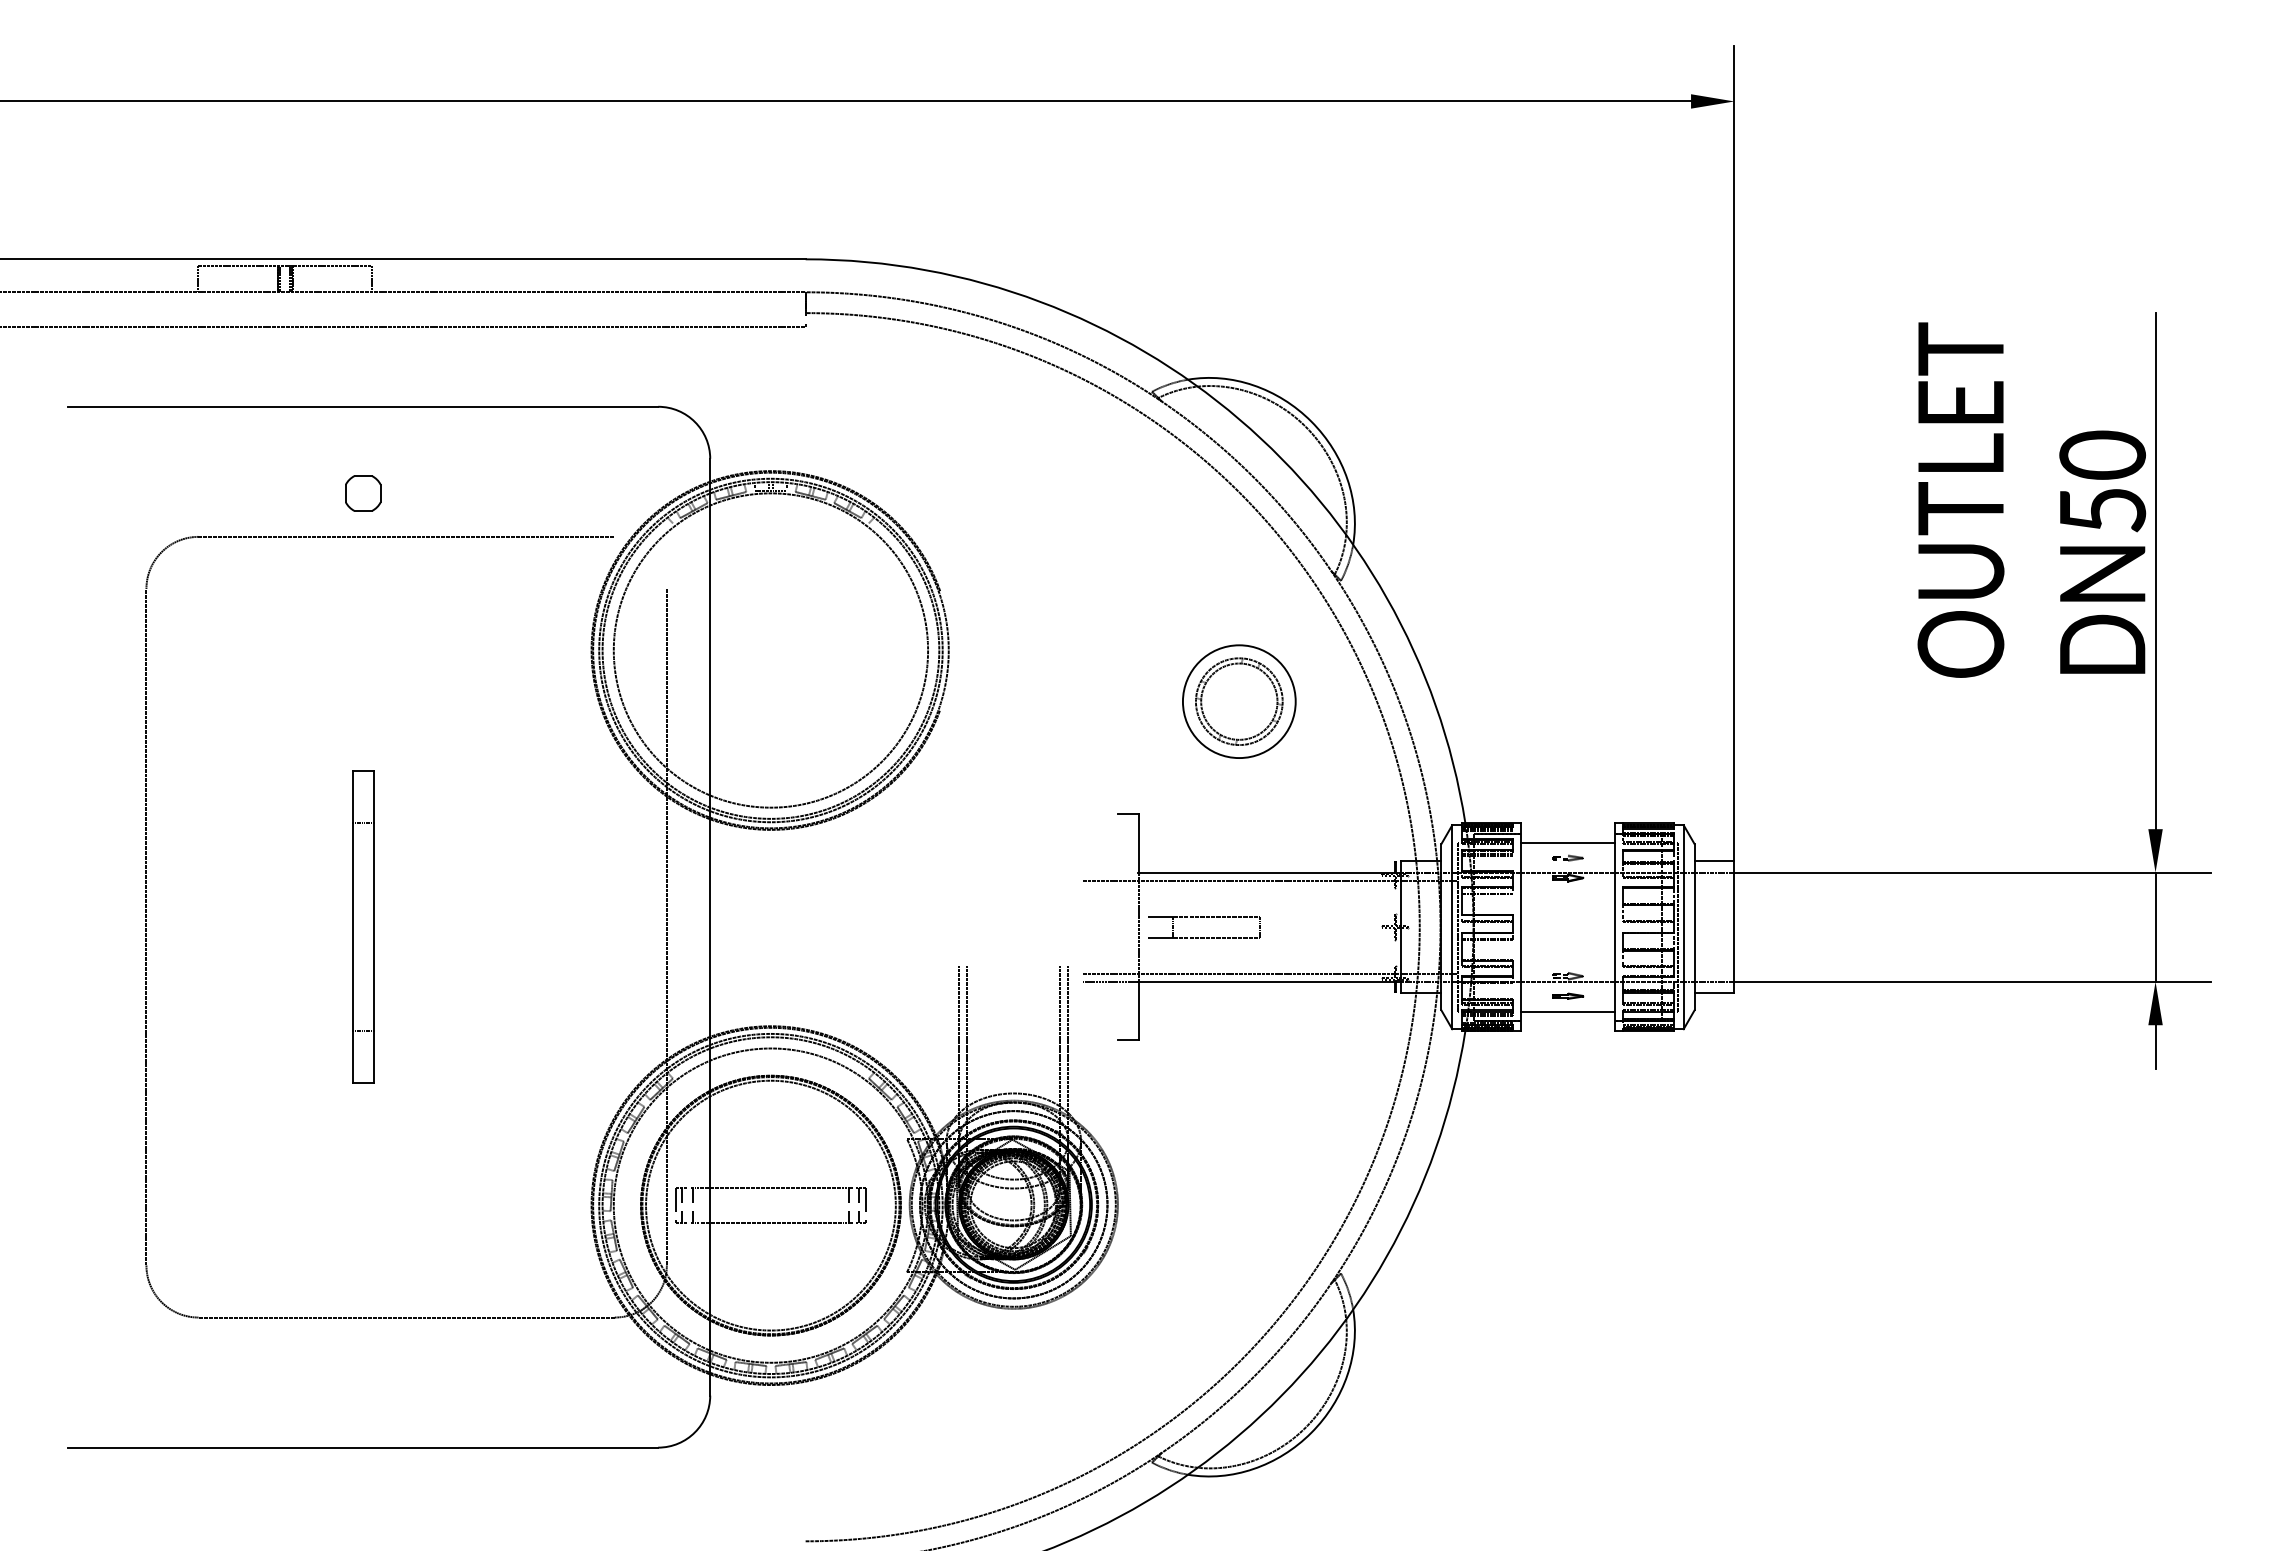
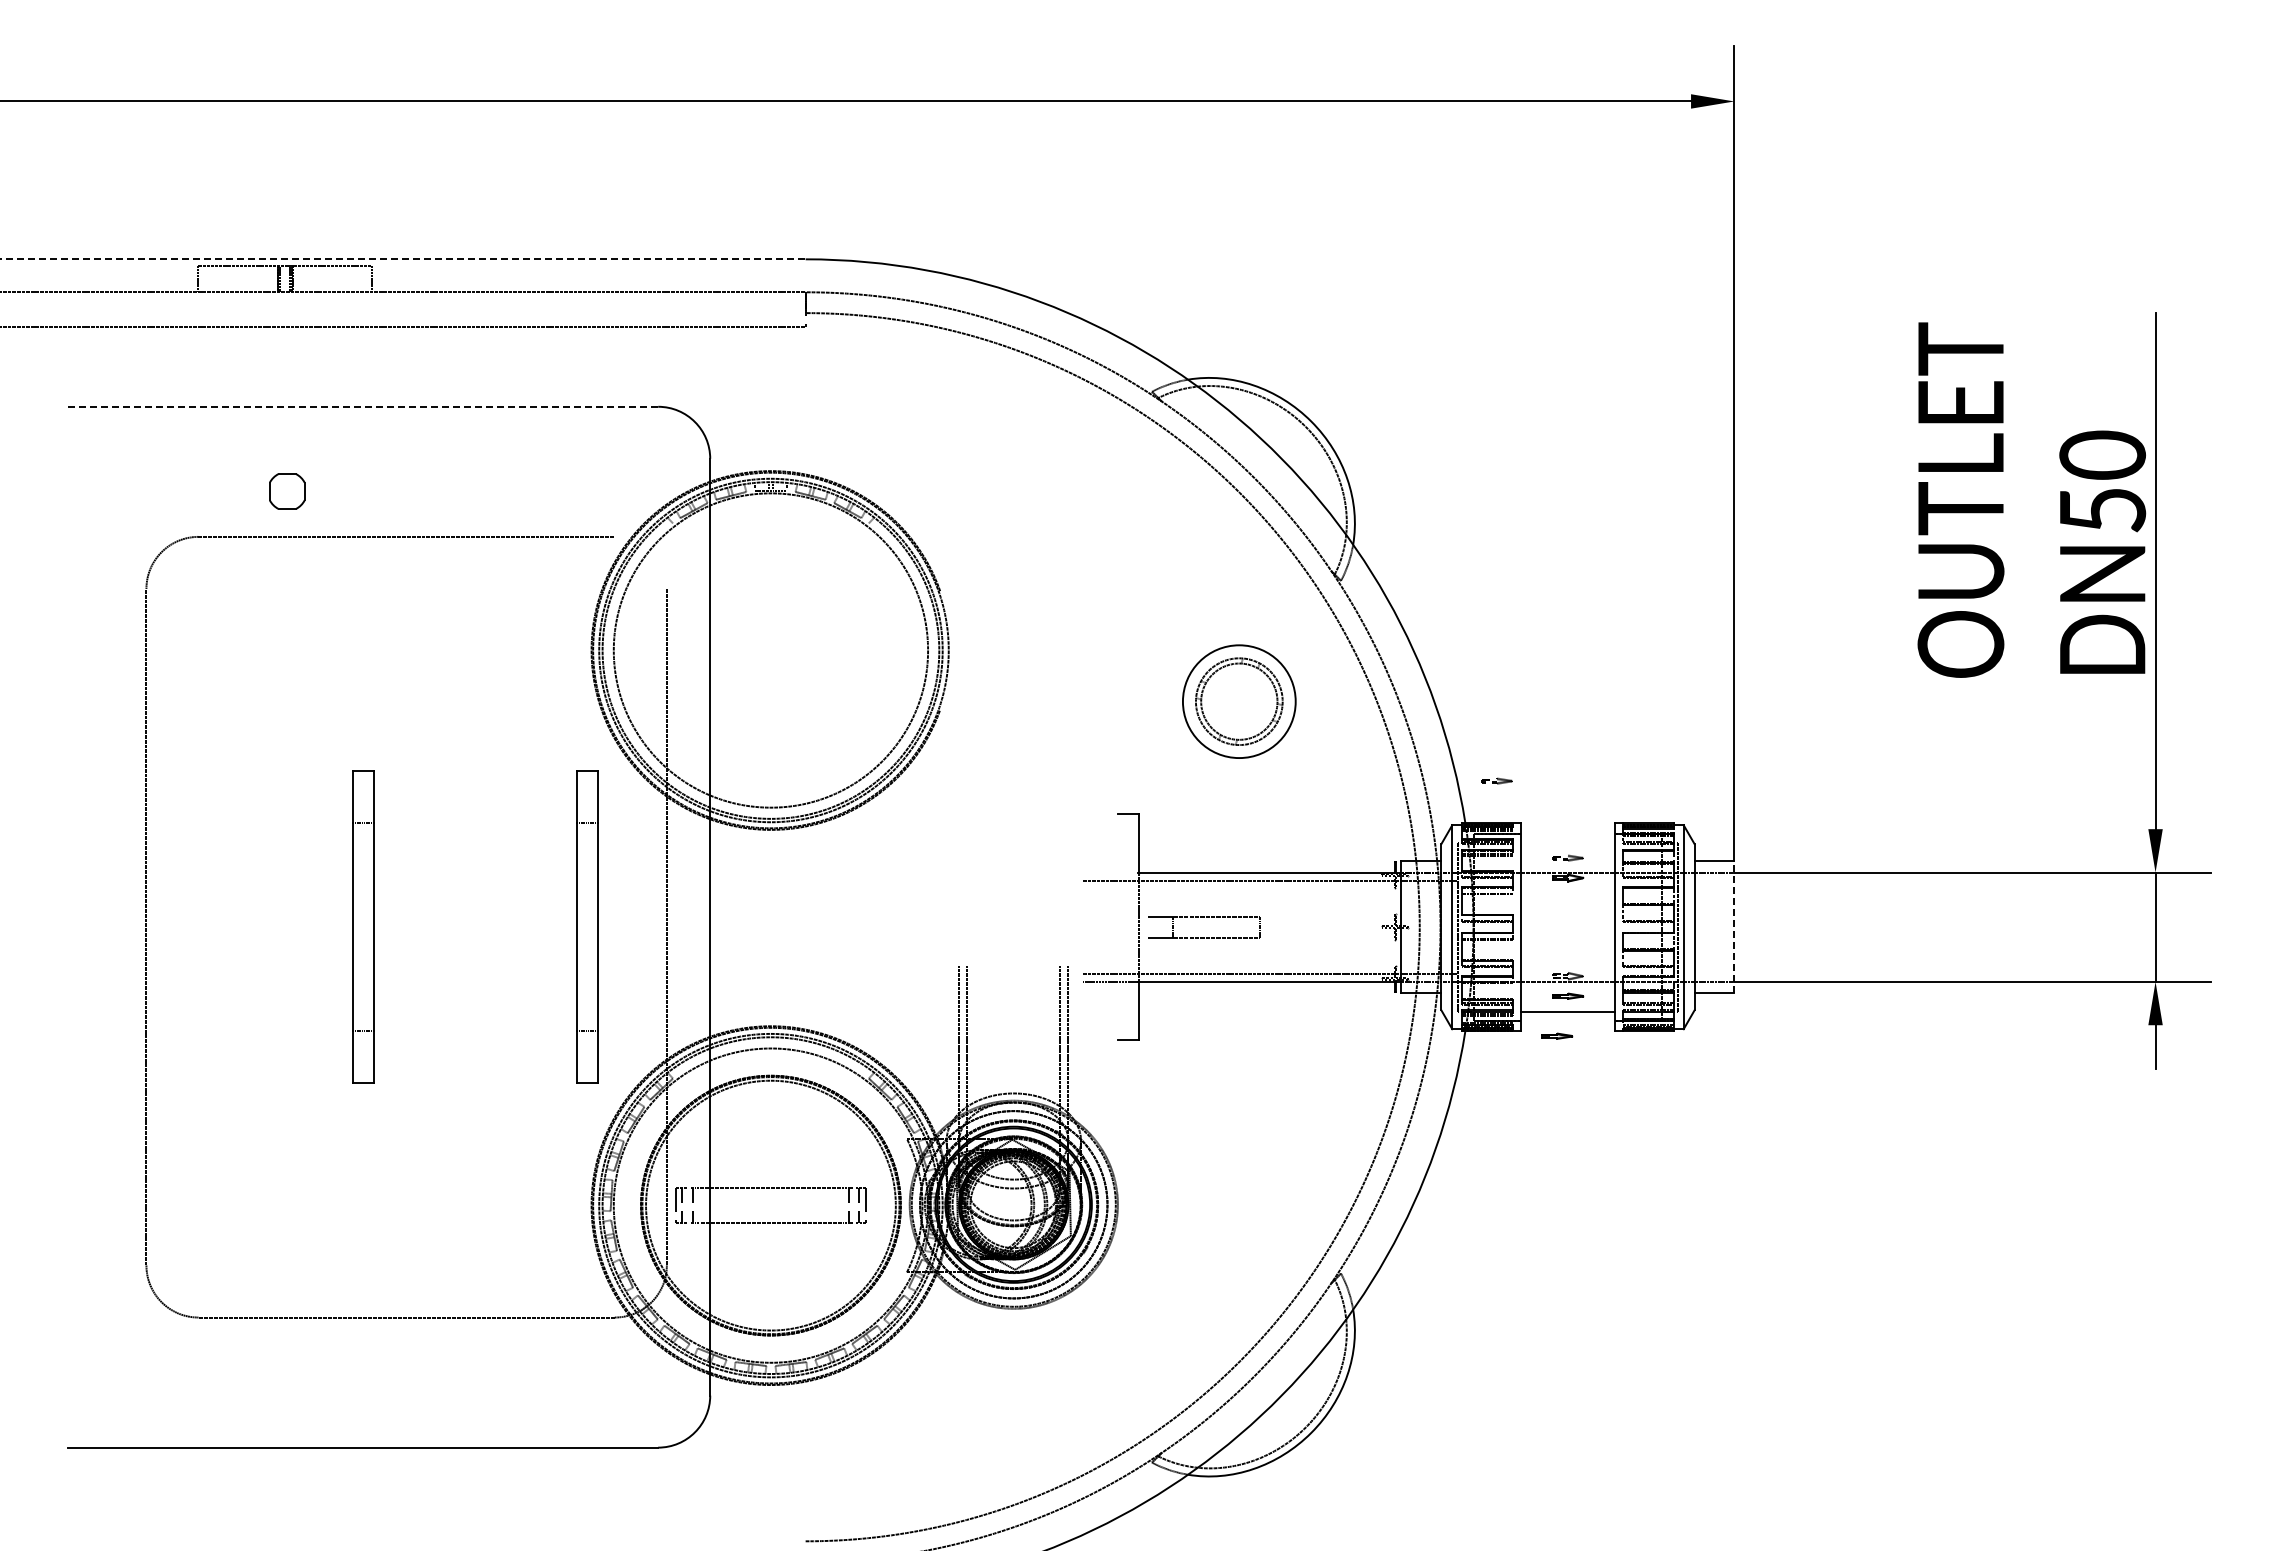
line: solid -> dashed (403, 259)
line: solid -> dashed (363, 406)
part position: (363, 493) -> (287, 491) (287, 491)
part: none -> present (1496, 780)
line: present -> none (1567, 842)
part: none -> present (587, 926)
line: solid -> dashed (1734, 927)
part: none -> present (1557, 1035)
